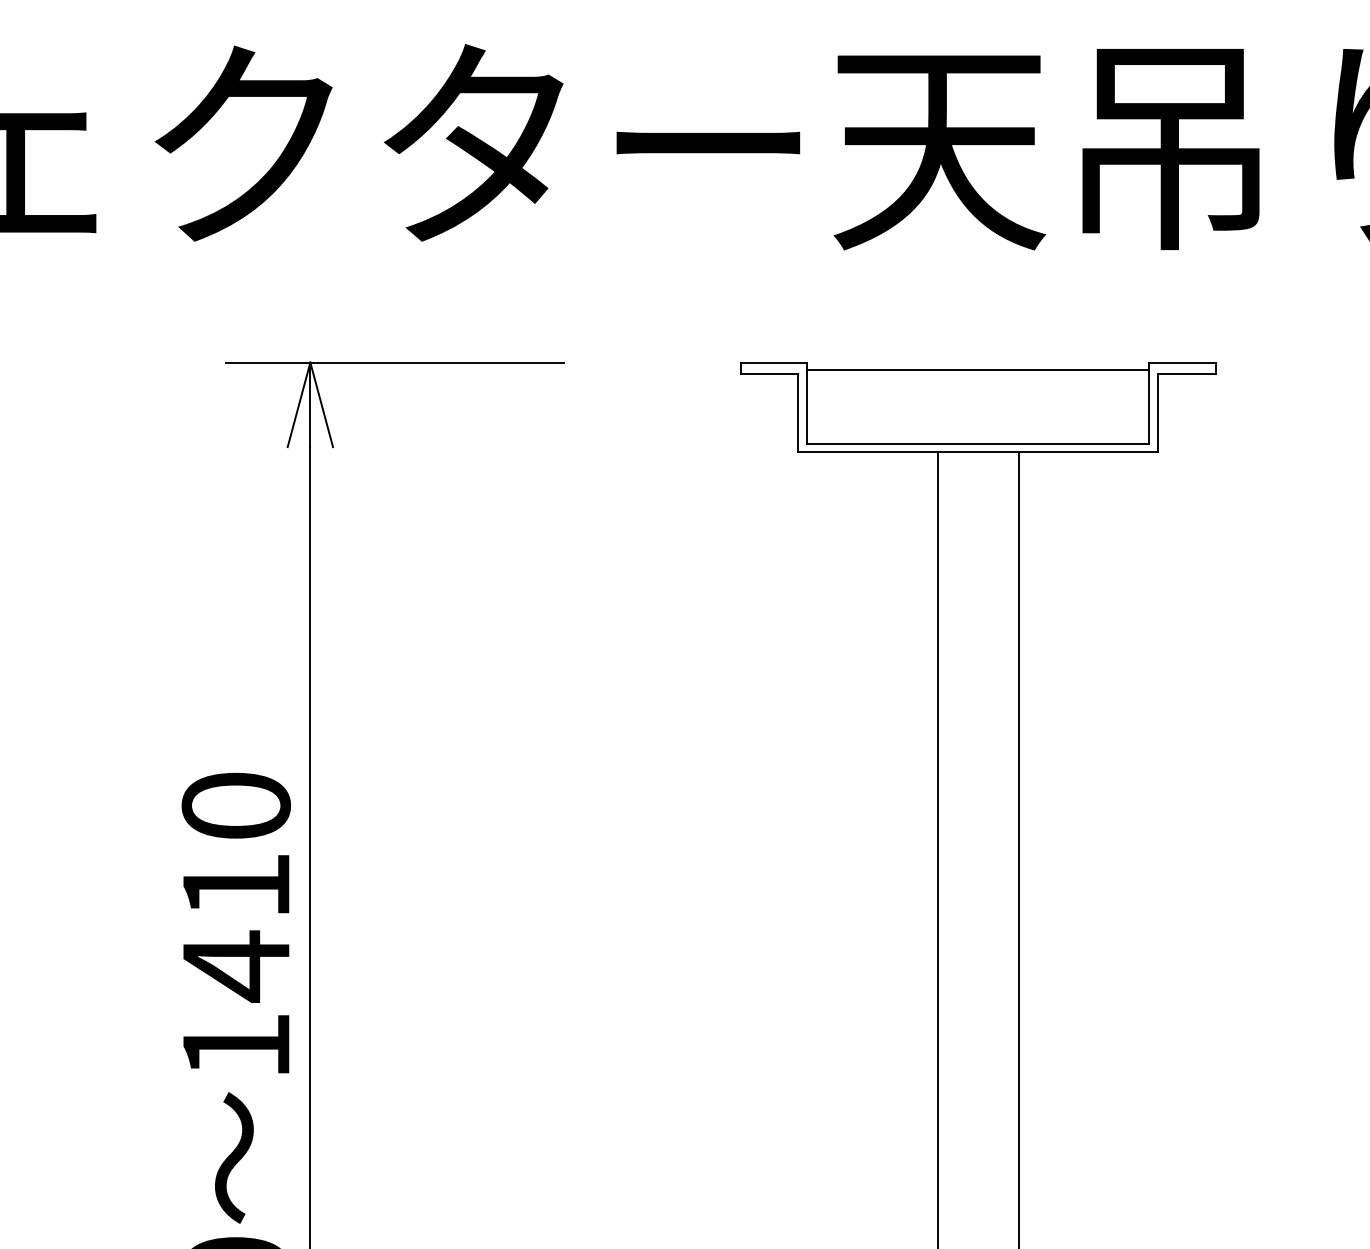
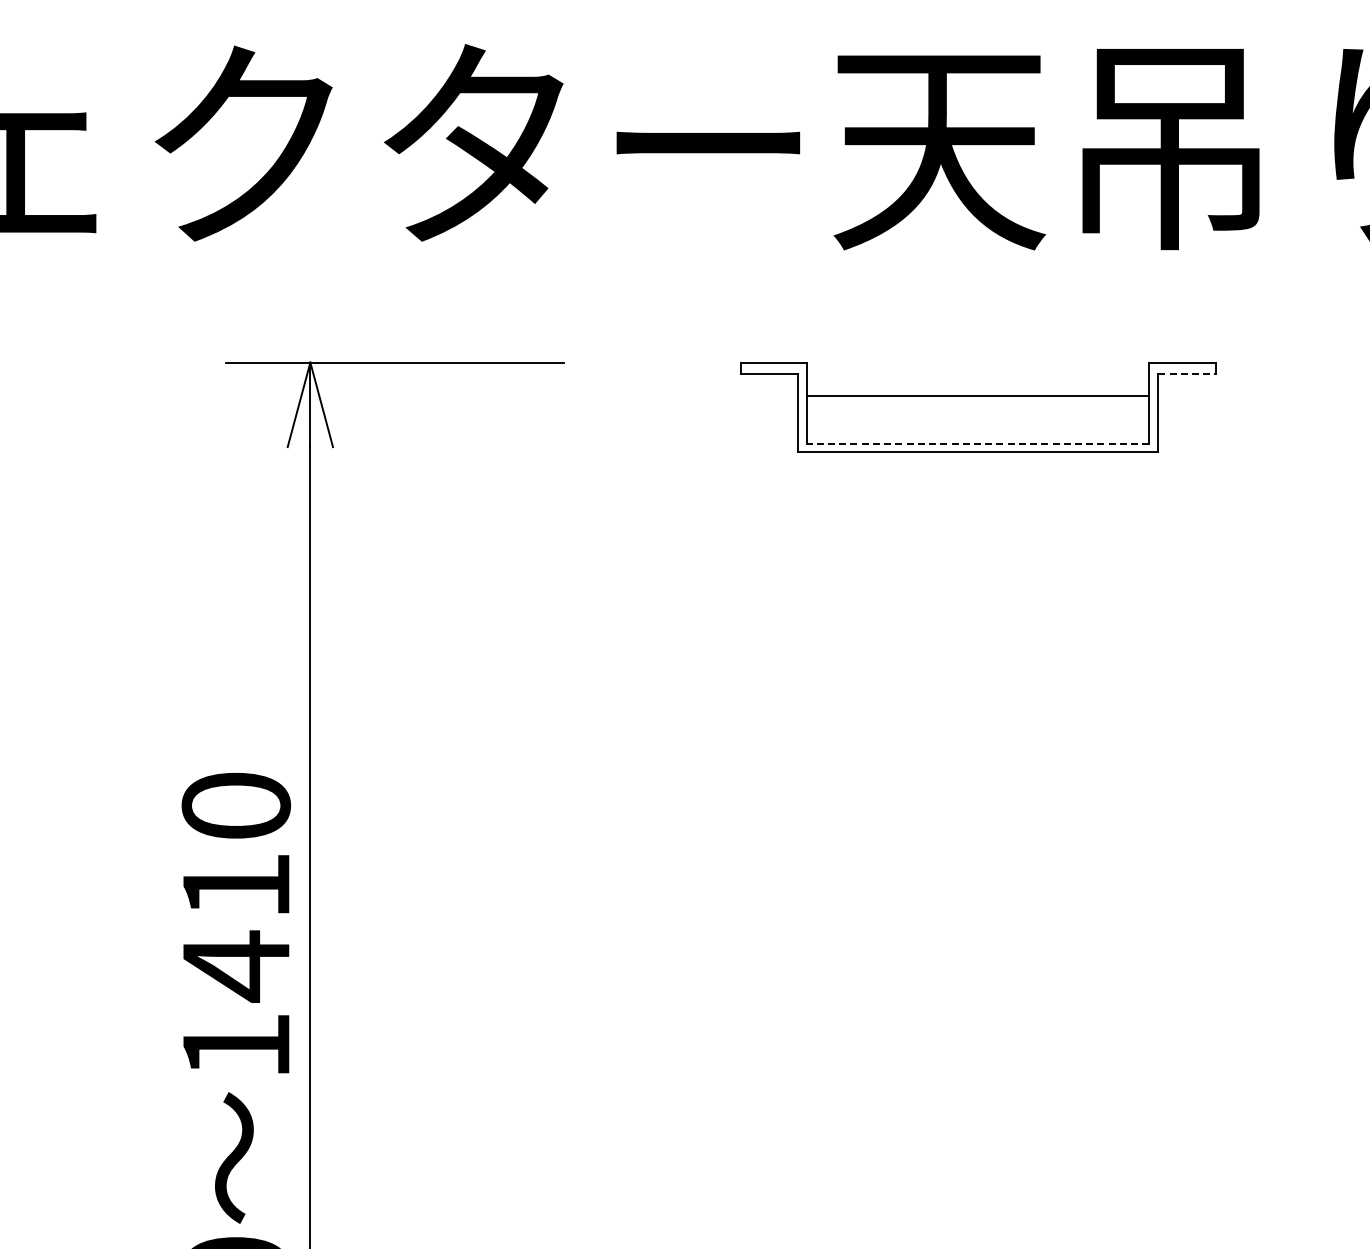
line position: (978, 370) -> (978, 396) (978, 396)
line: solid -> dashed (1187, 374)
line: solid -> dashed (977, 443)
line: present -> none (937, 848)
line: present -> none (1019, 848)
